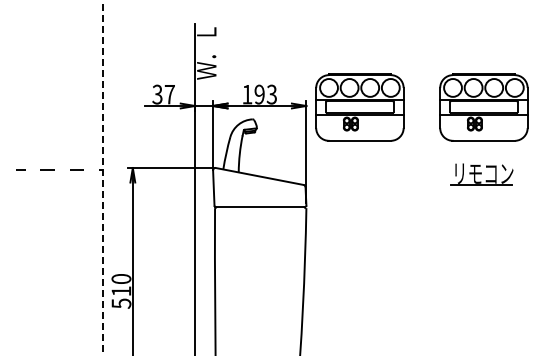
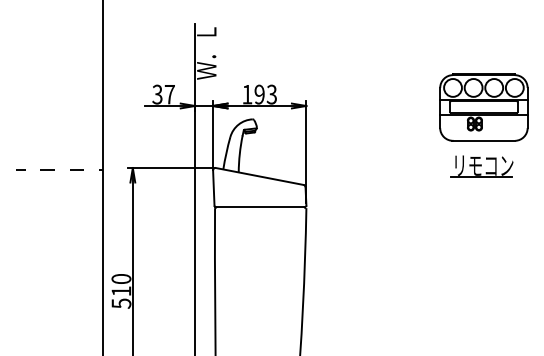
part: present -> none (359, 107)
part position: (481, 174) -> (481, 166) (481, 166)
line: dashed -> solid (103, 177)
